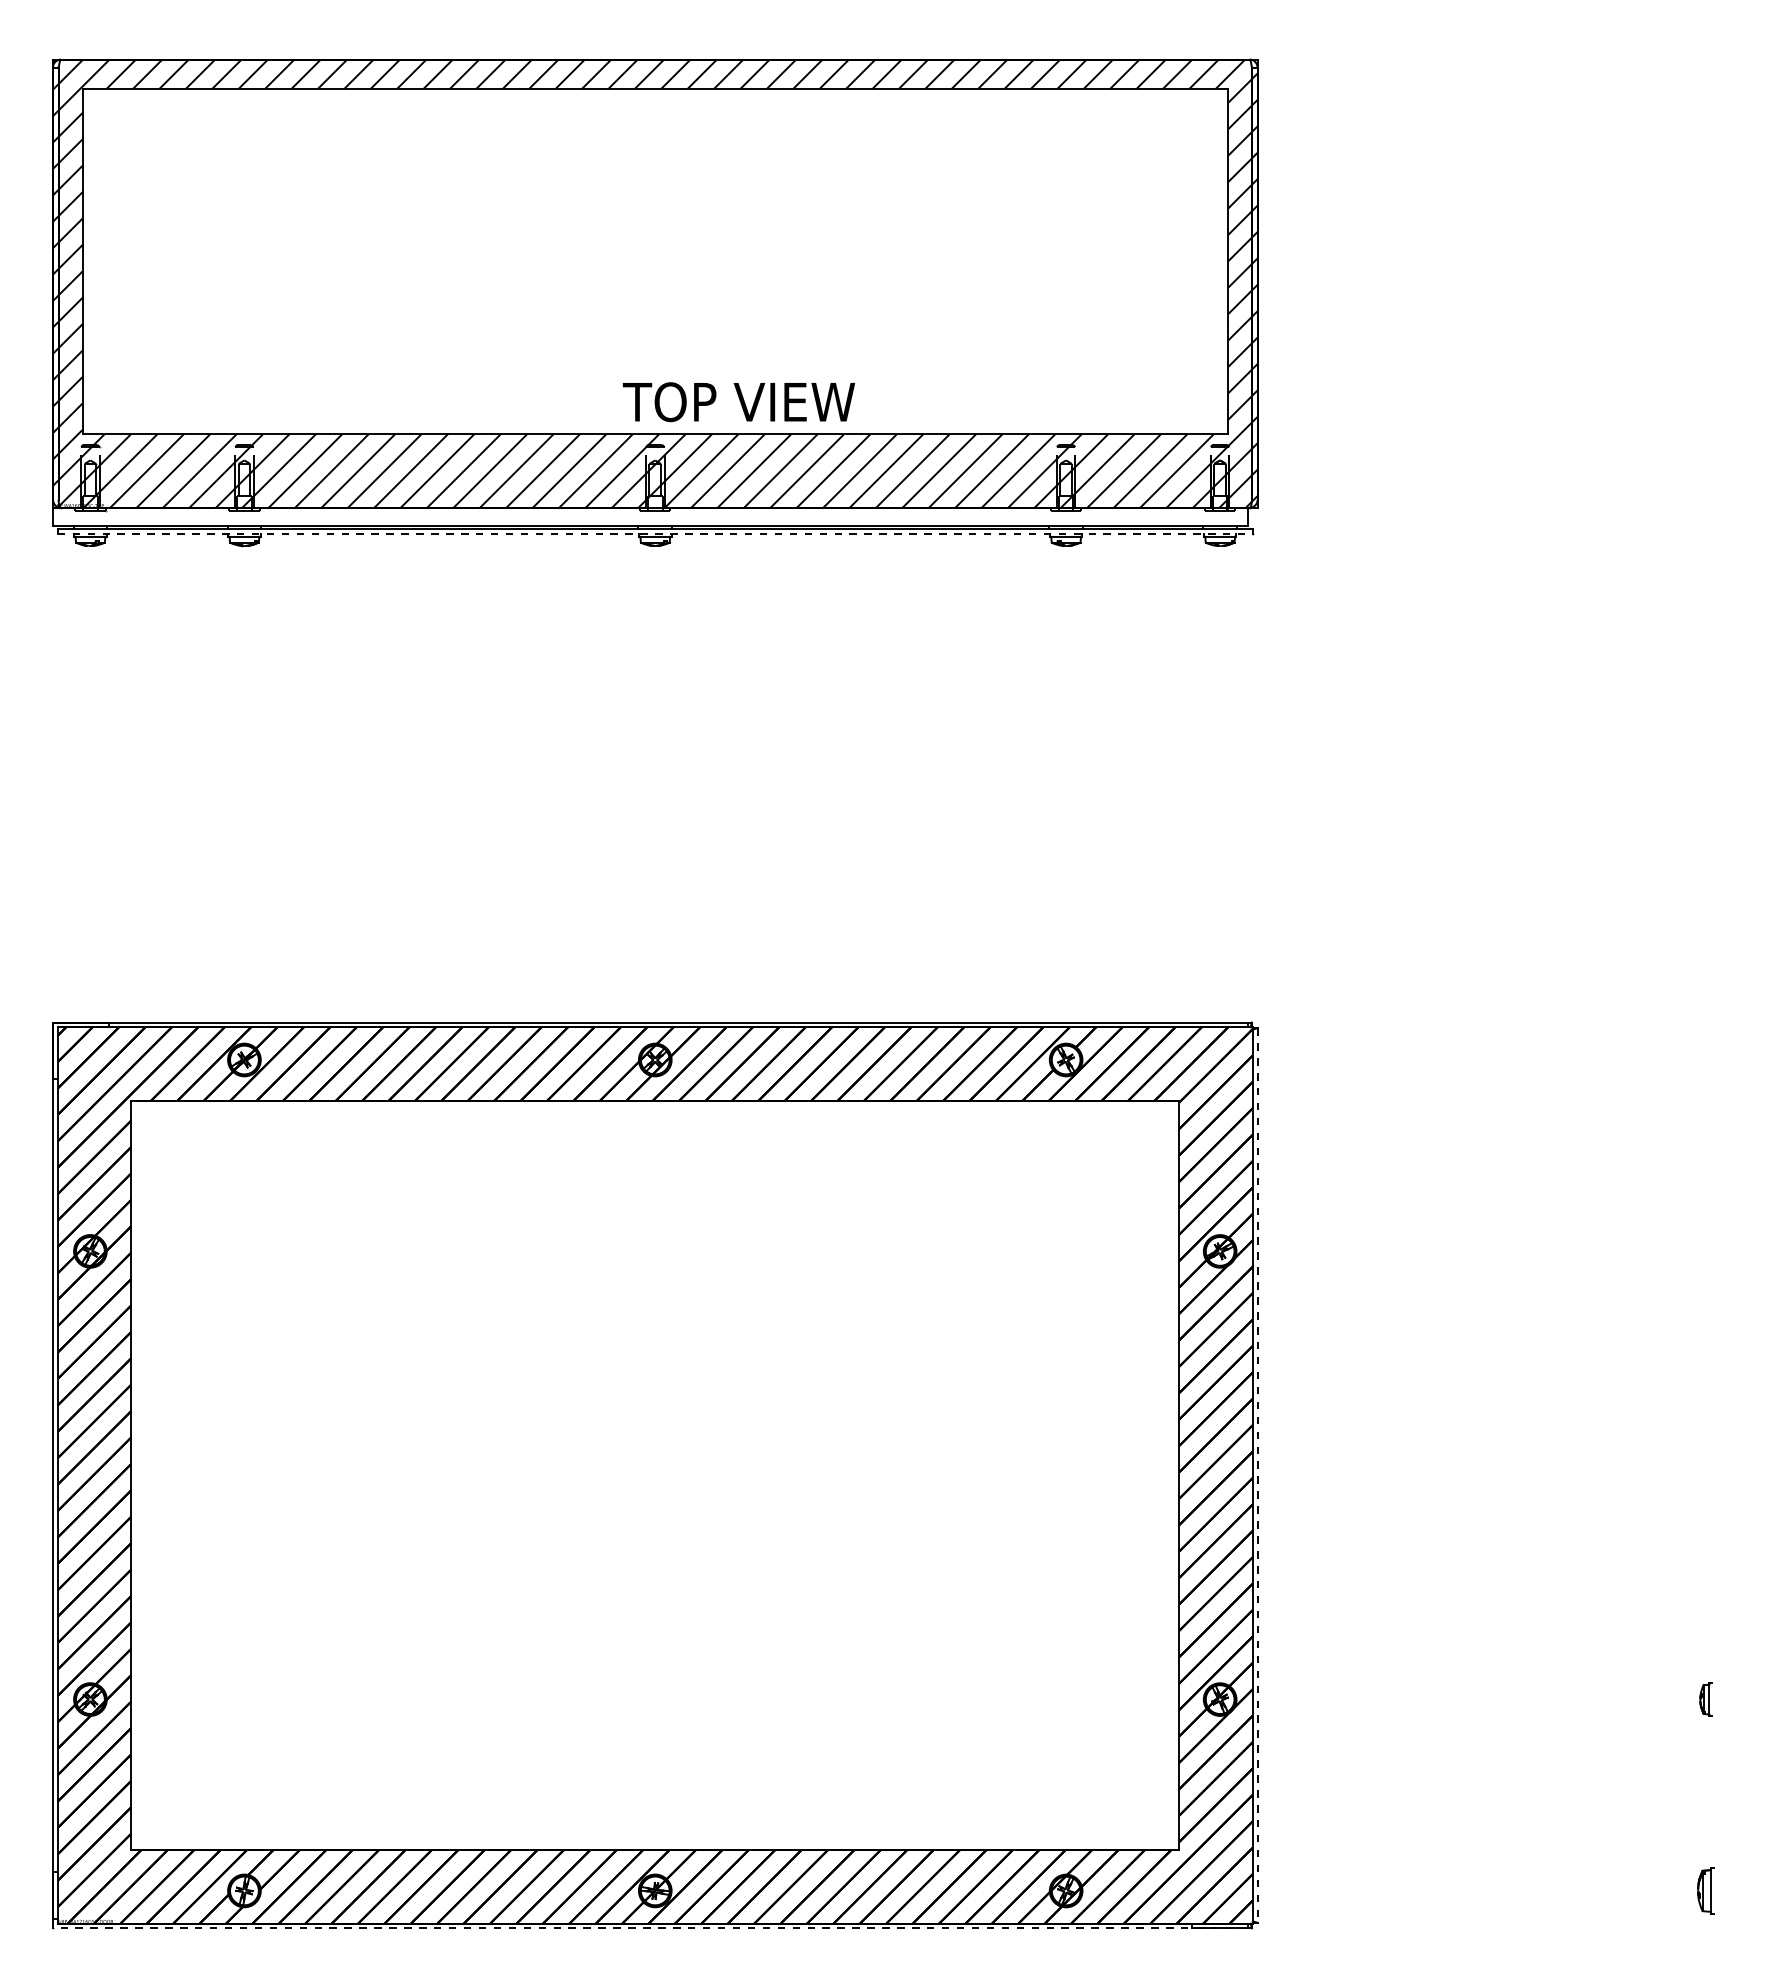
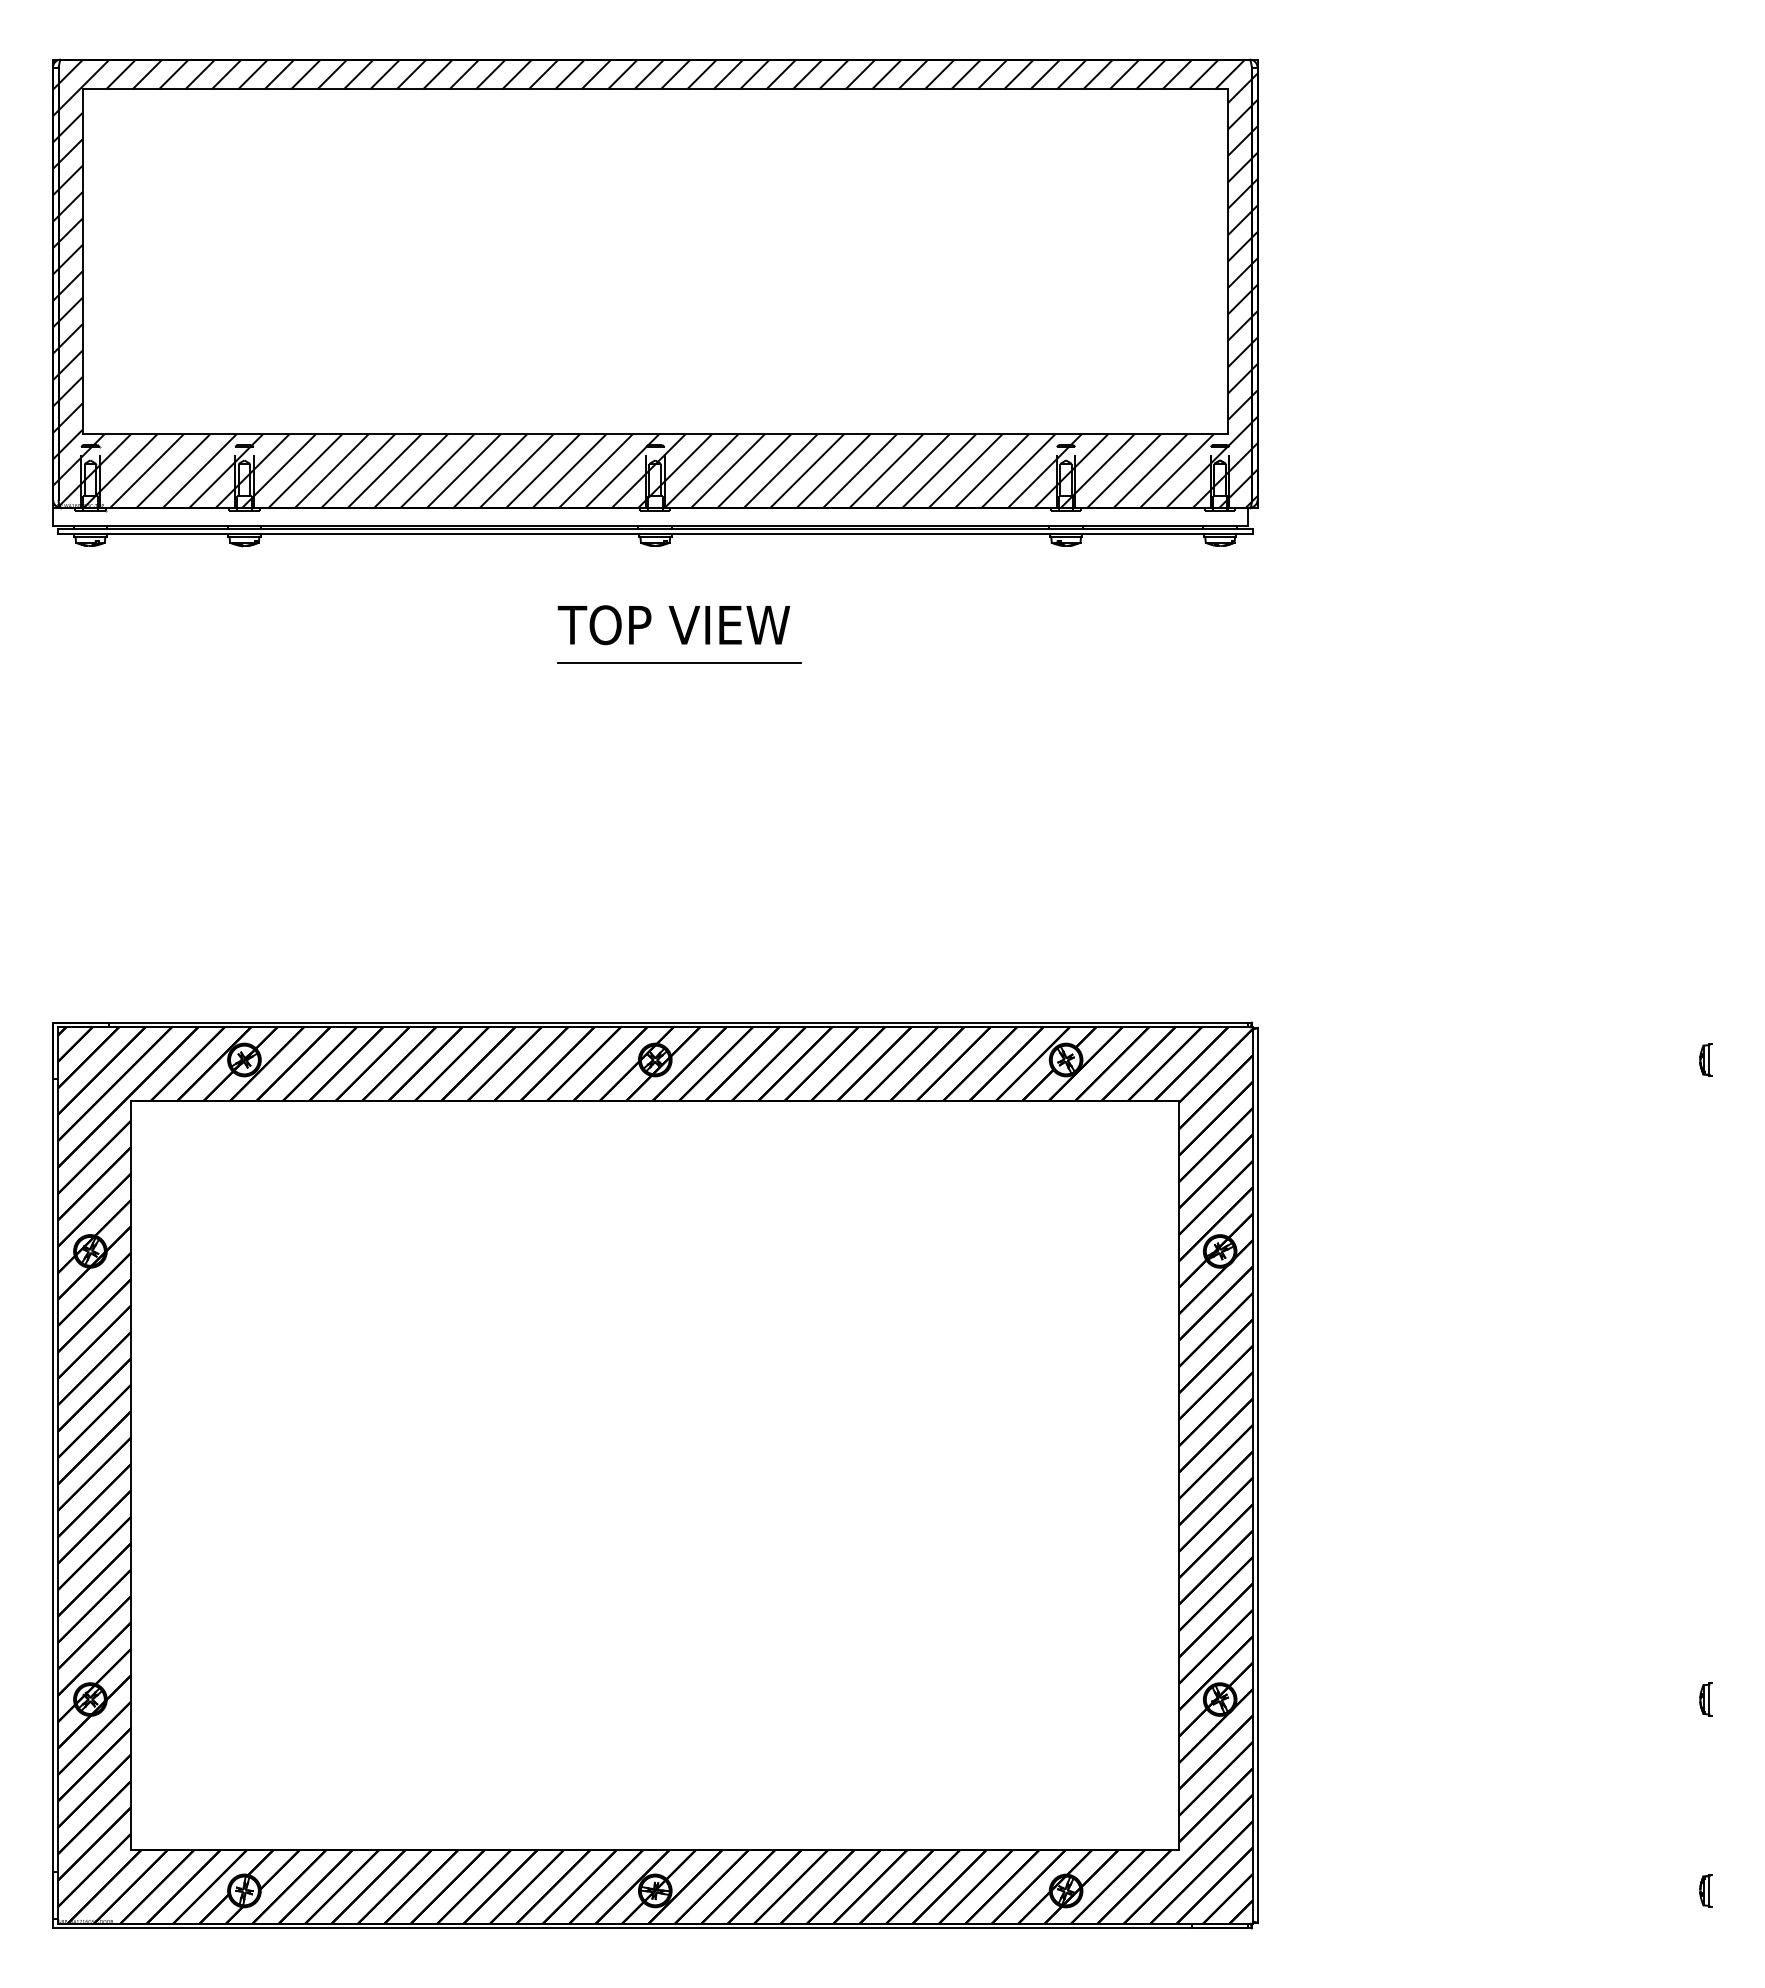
text position: (738, 402) -> (673, 625) (673, 625)
line: dashed -> solid (655, 534)
line: none -> present (679, 663)
part: none -> present (1705, 1059)
line: dashed -> solid (1257, 1476)
part size: 18x48 px -> 14x34 px (1705, 1890)
line: dashed -> solid (650, 1928)
